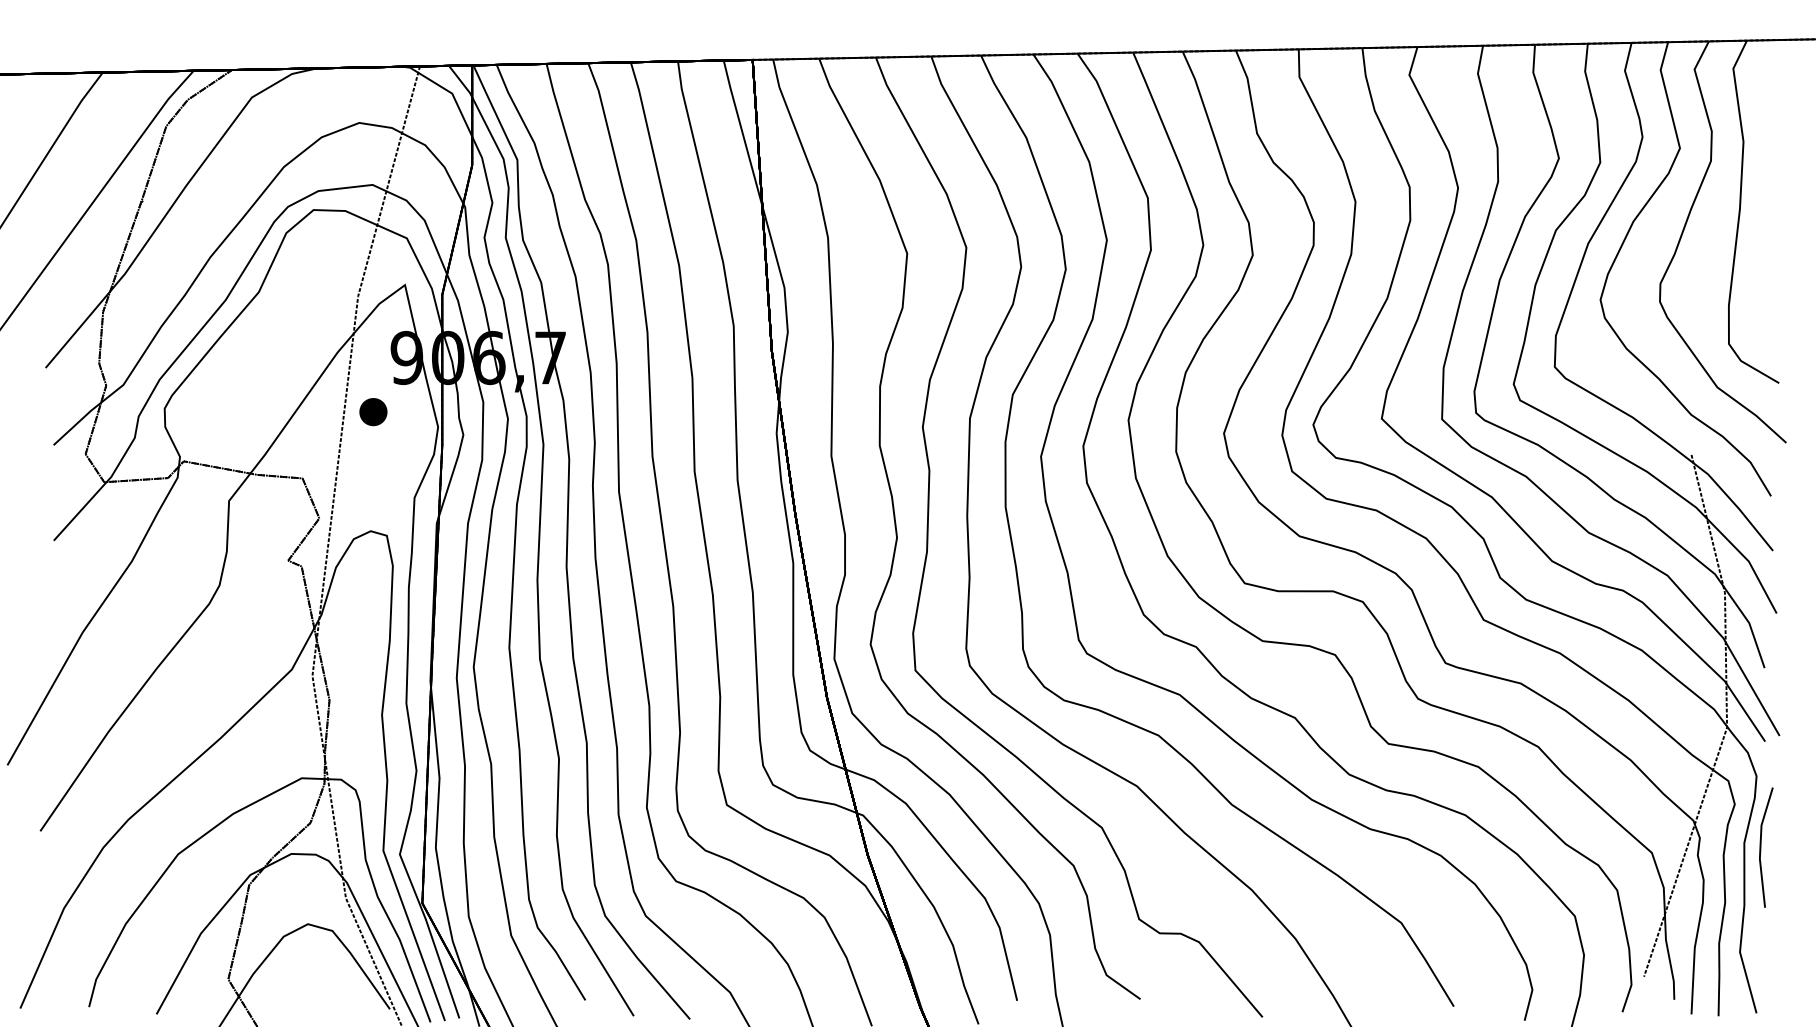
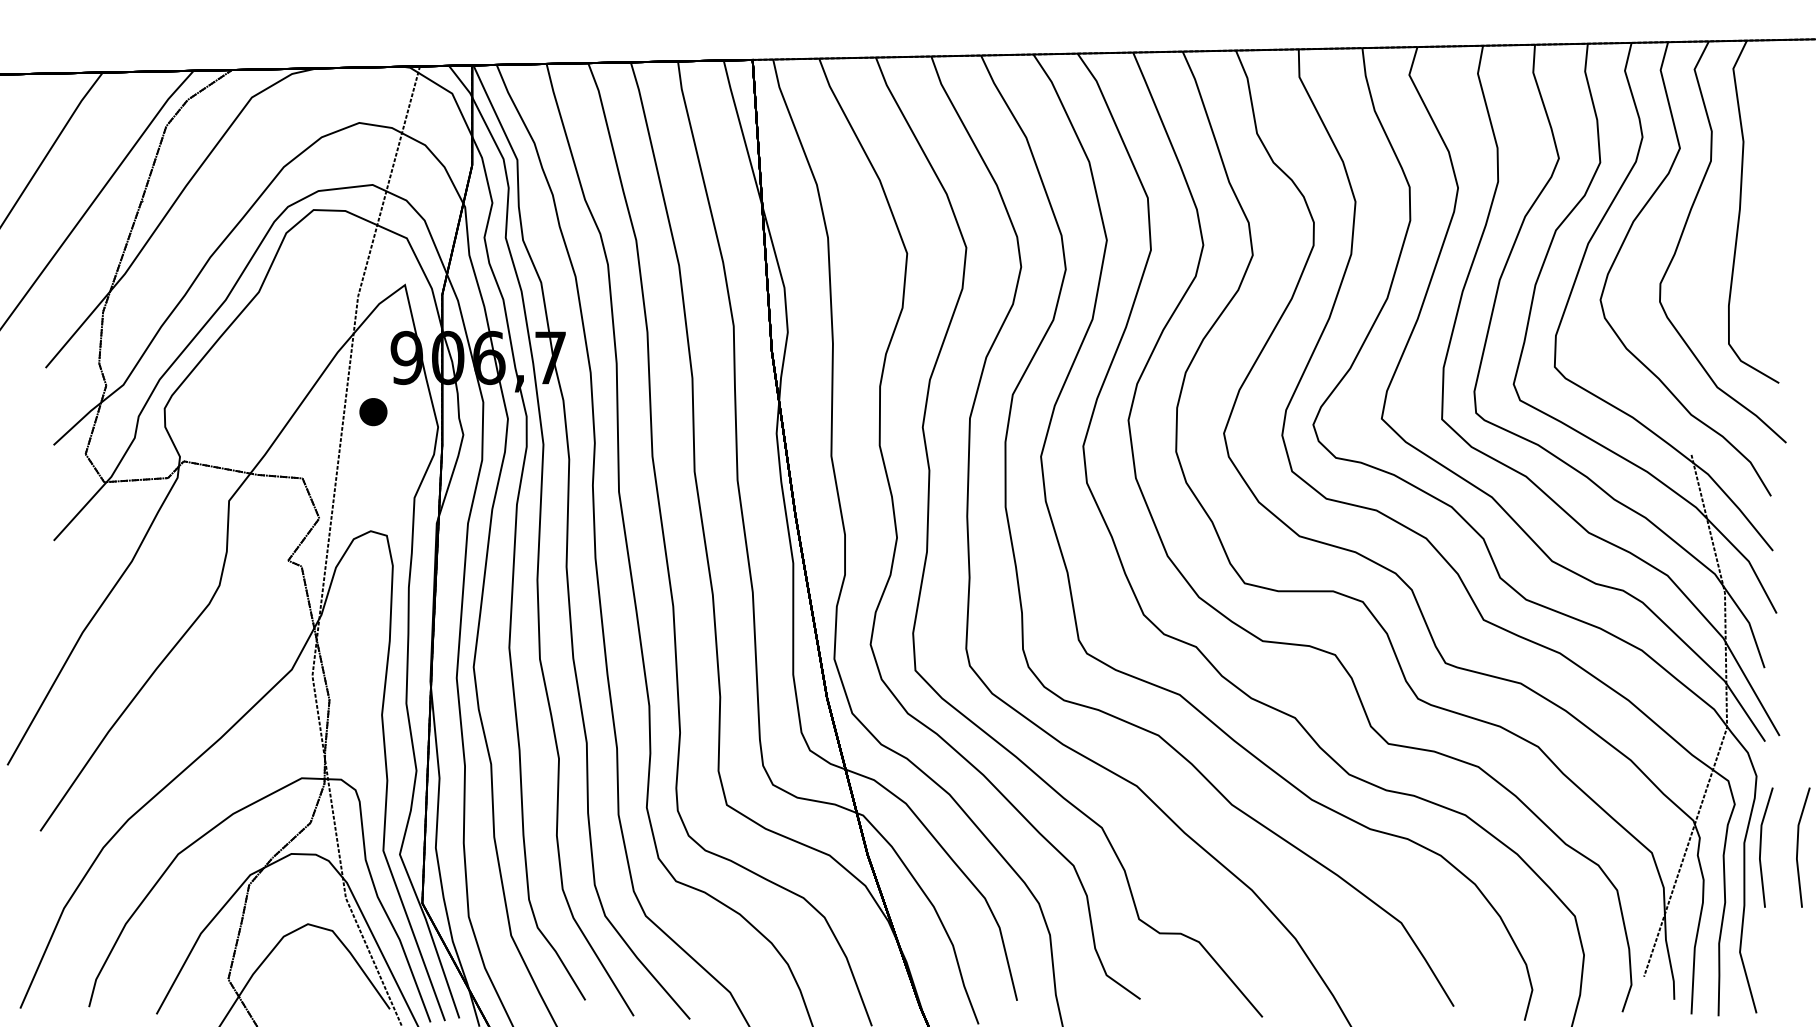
line: none -> present (1798, 847)
